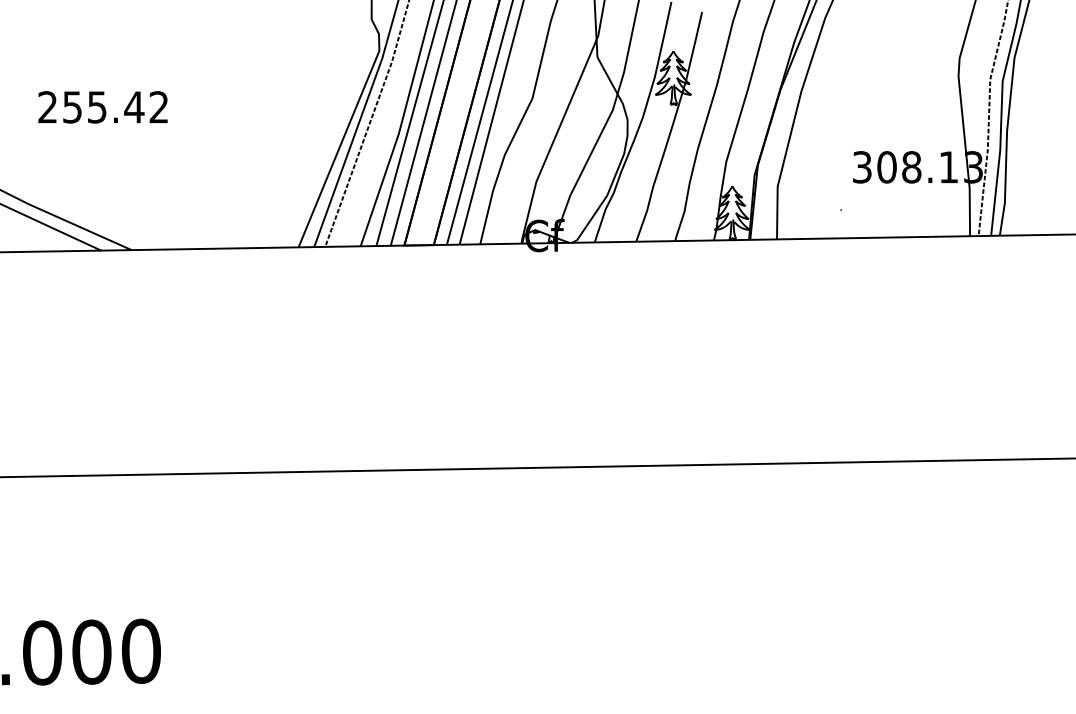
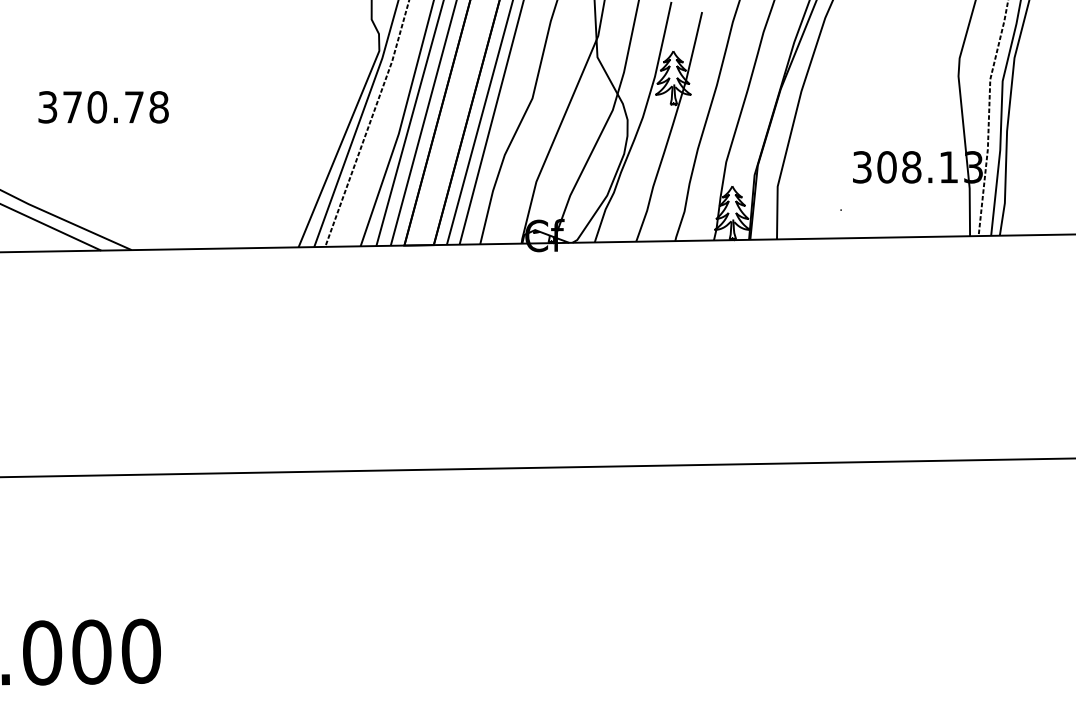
text: 255.42 -> 370.78 (103, 107)
